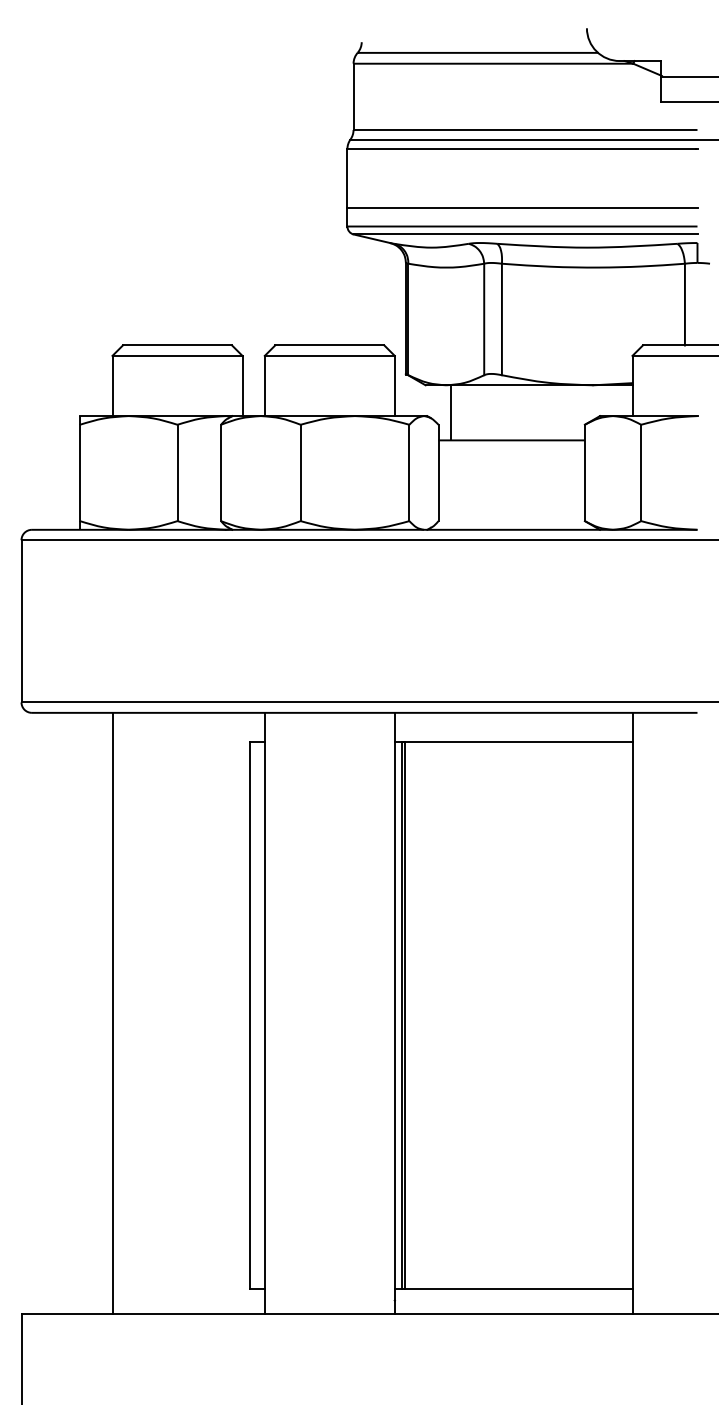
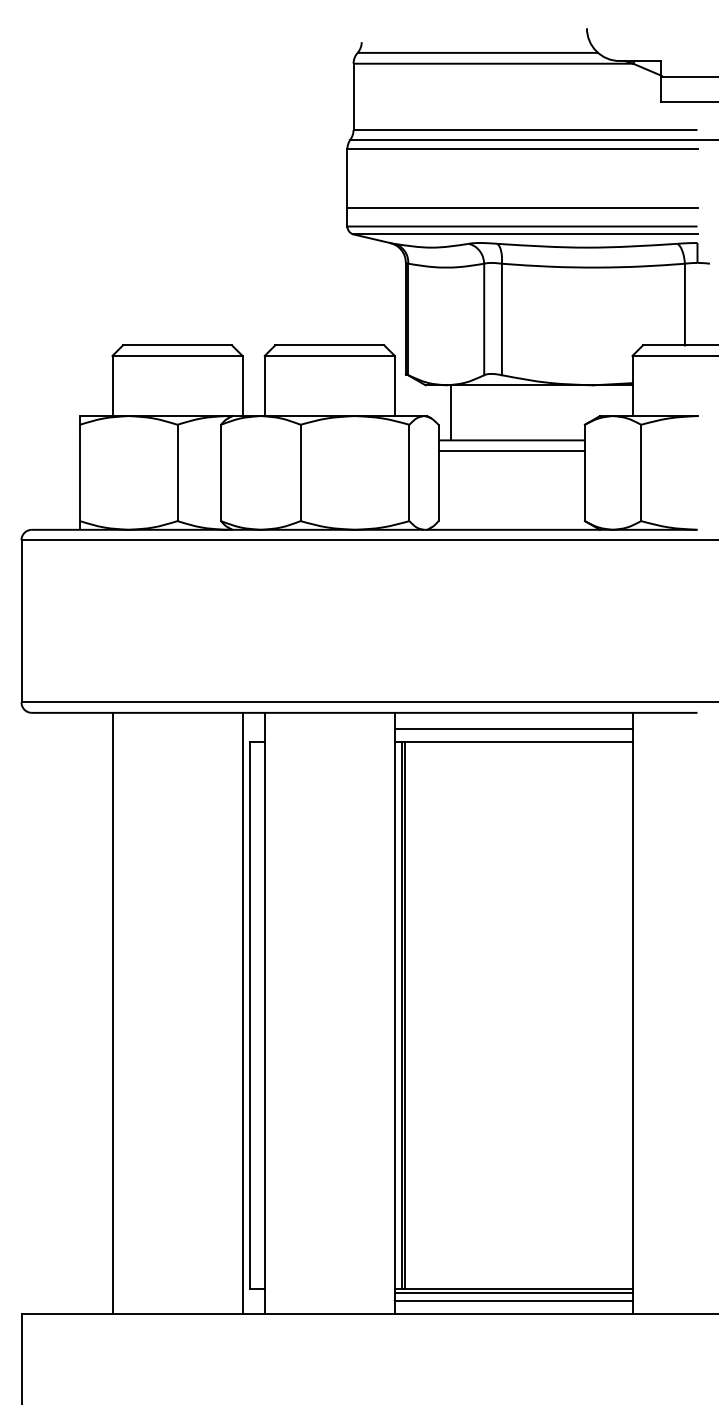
line: none -> present (511, 450)
line: none -> present (513, 729)
line: none -> present (242, 1012)
line: none -> present (513, 1292)
line: none -> present (513, 1300)
